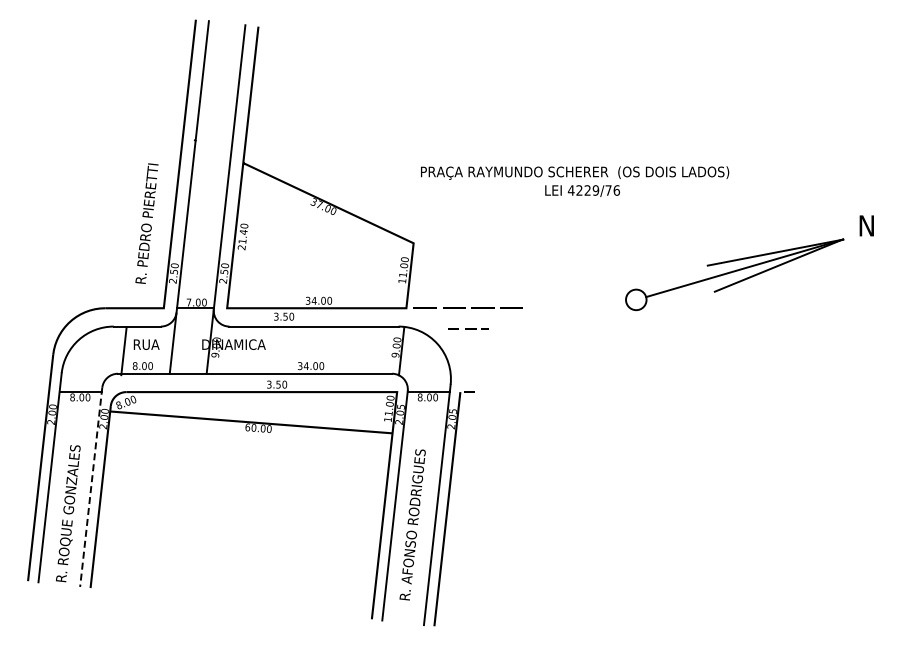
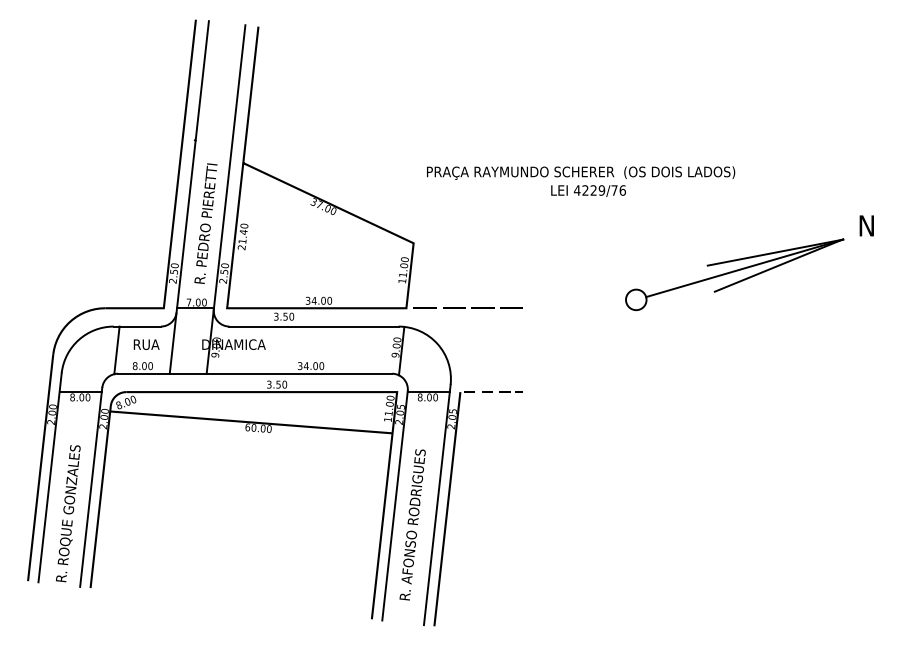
text position: (575, 181) -> (581, 181) (581, 181)
text position: (146, 223) -> (205, 223) (205, 223)
line position: (468, 328) -> (502, 391) (502, 391)
line position: (123, 351) -> (116, 350) (116, 350)
line: dashed -> solid (91, 487)
